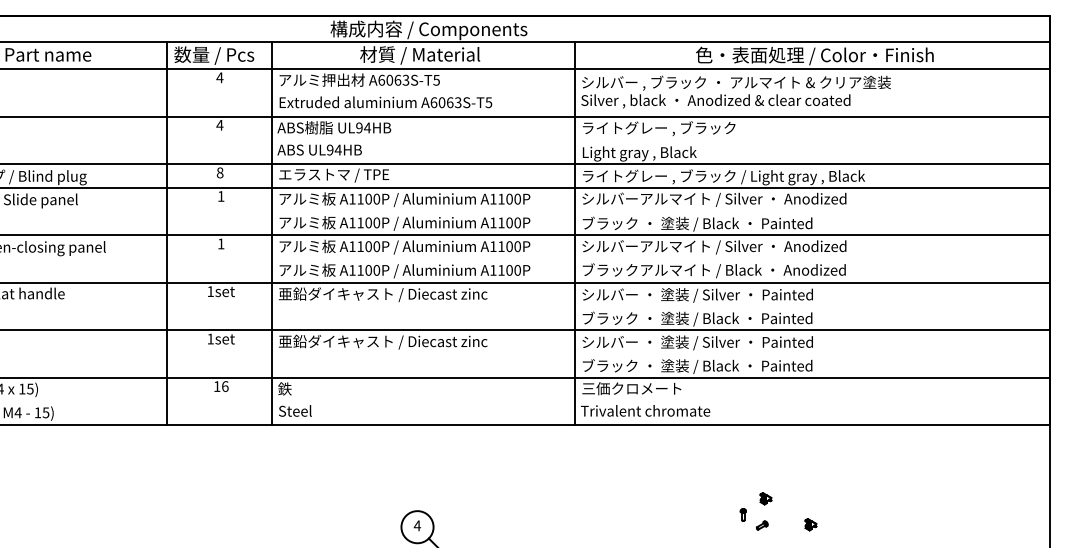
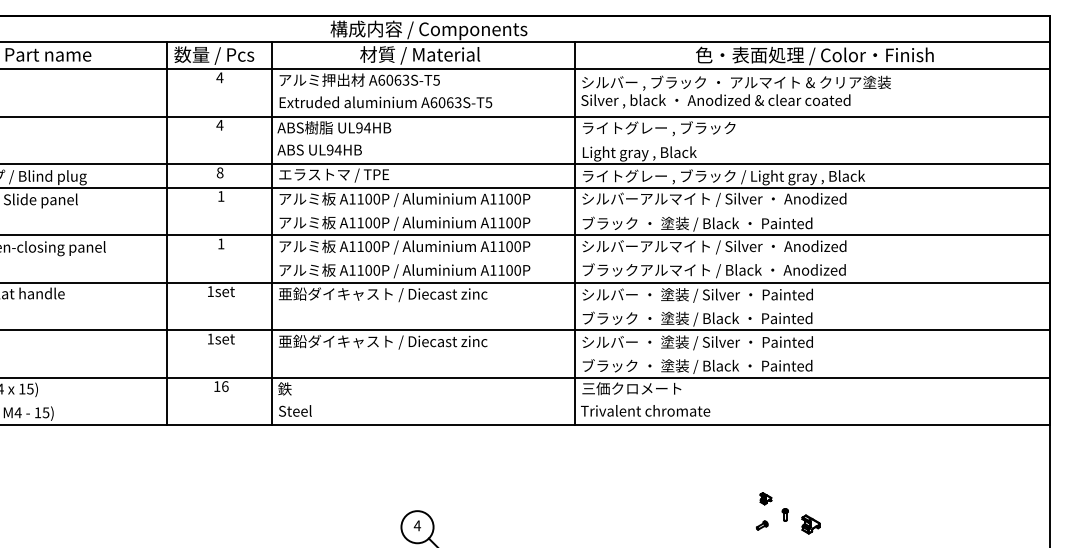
part position: (742, 514) -> (784, 514) (784, 514)
part size: 14x14 px -> 20x21 px (810, 524)
